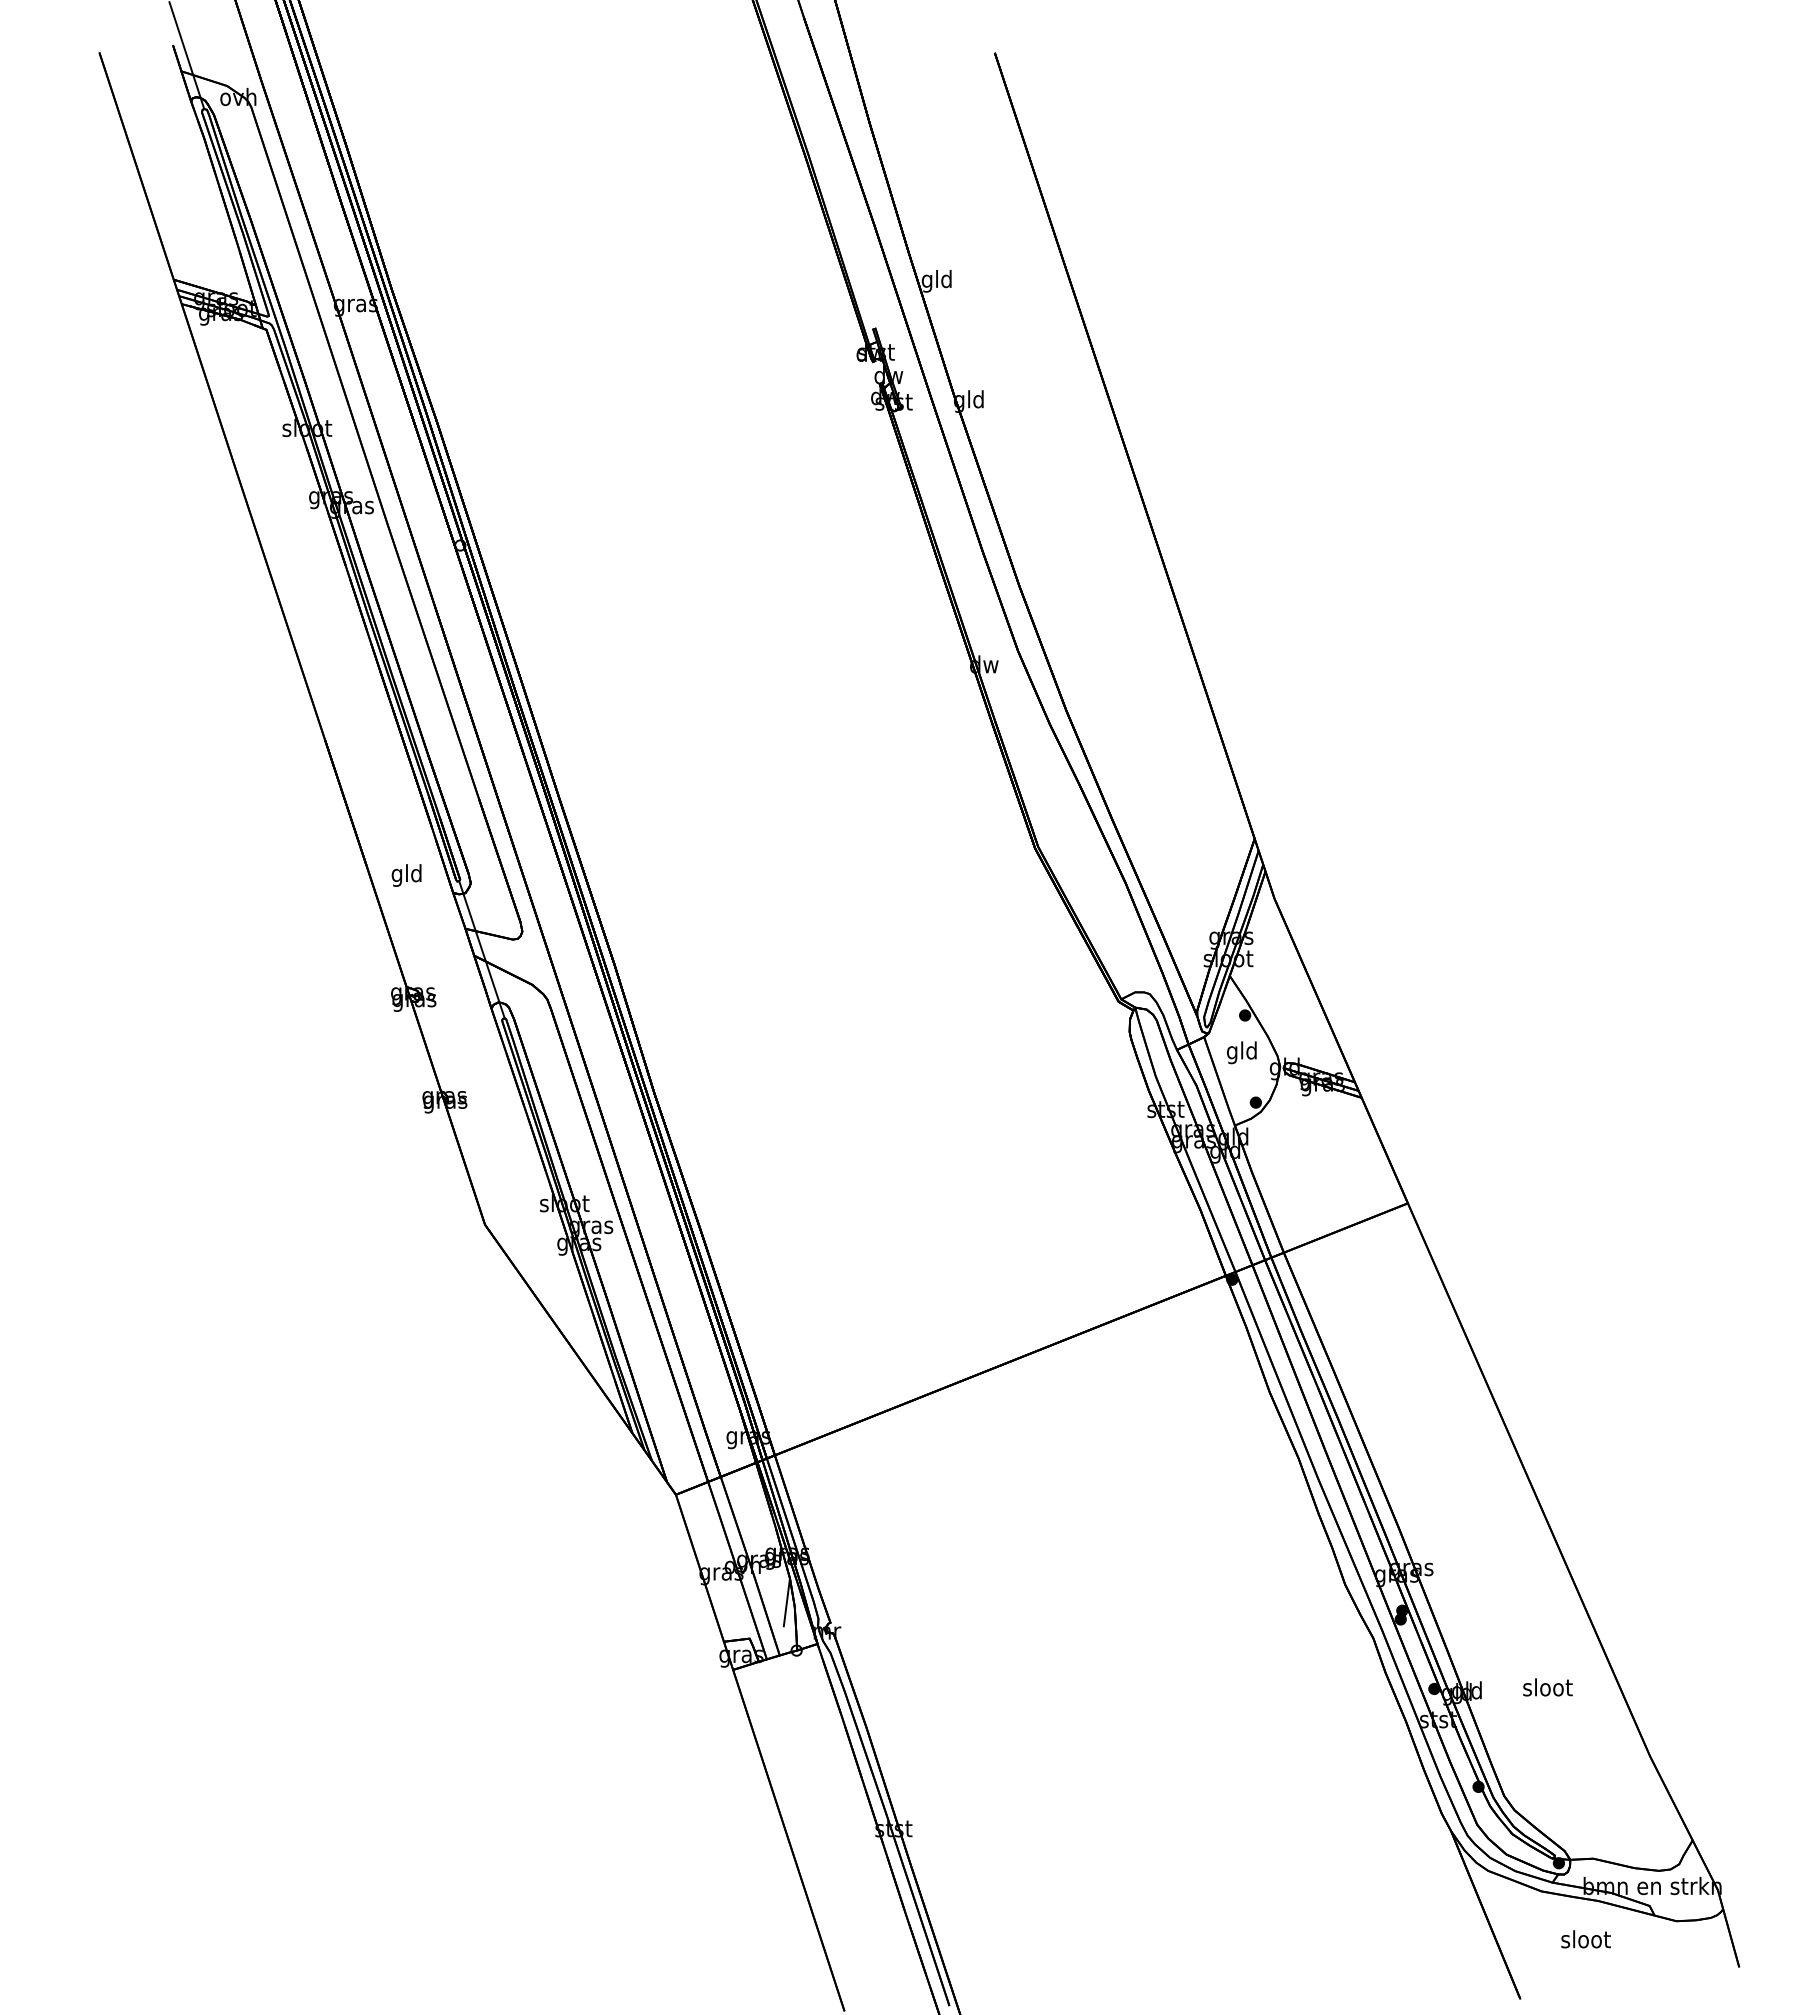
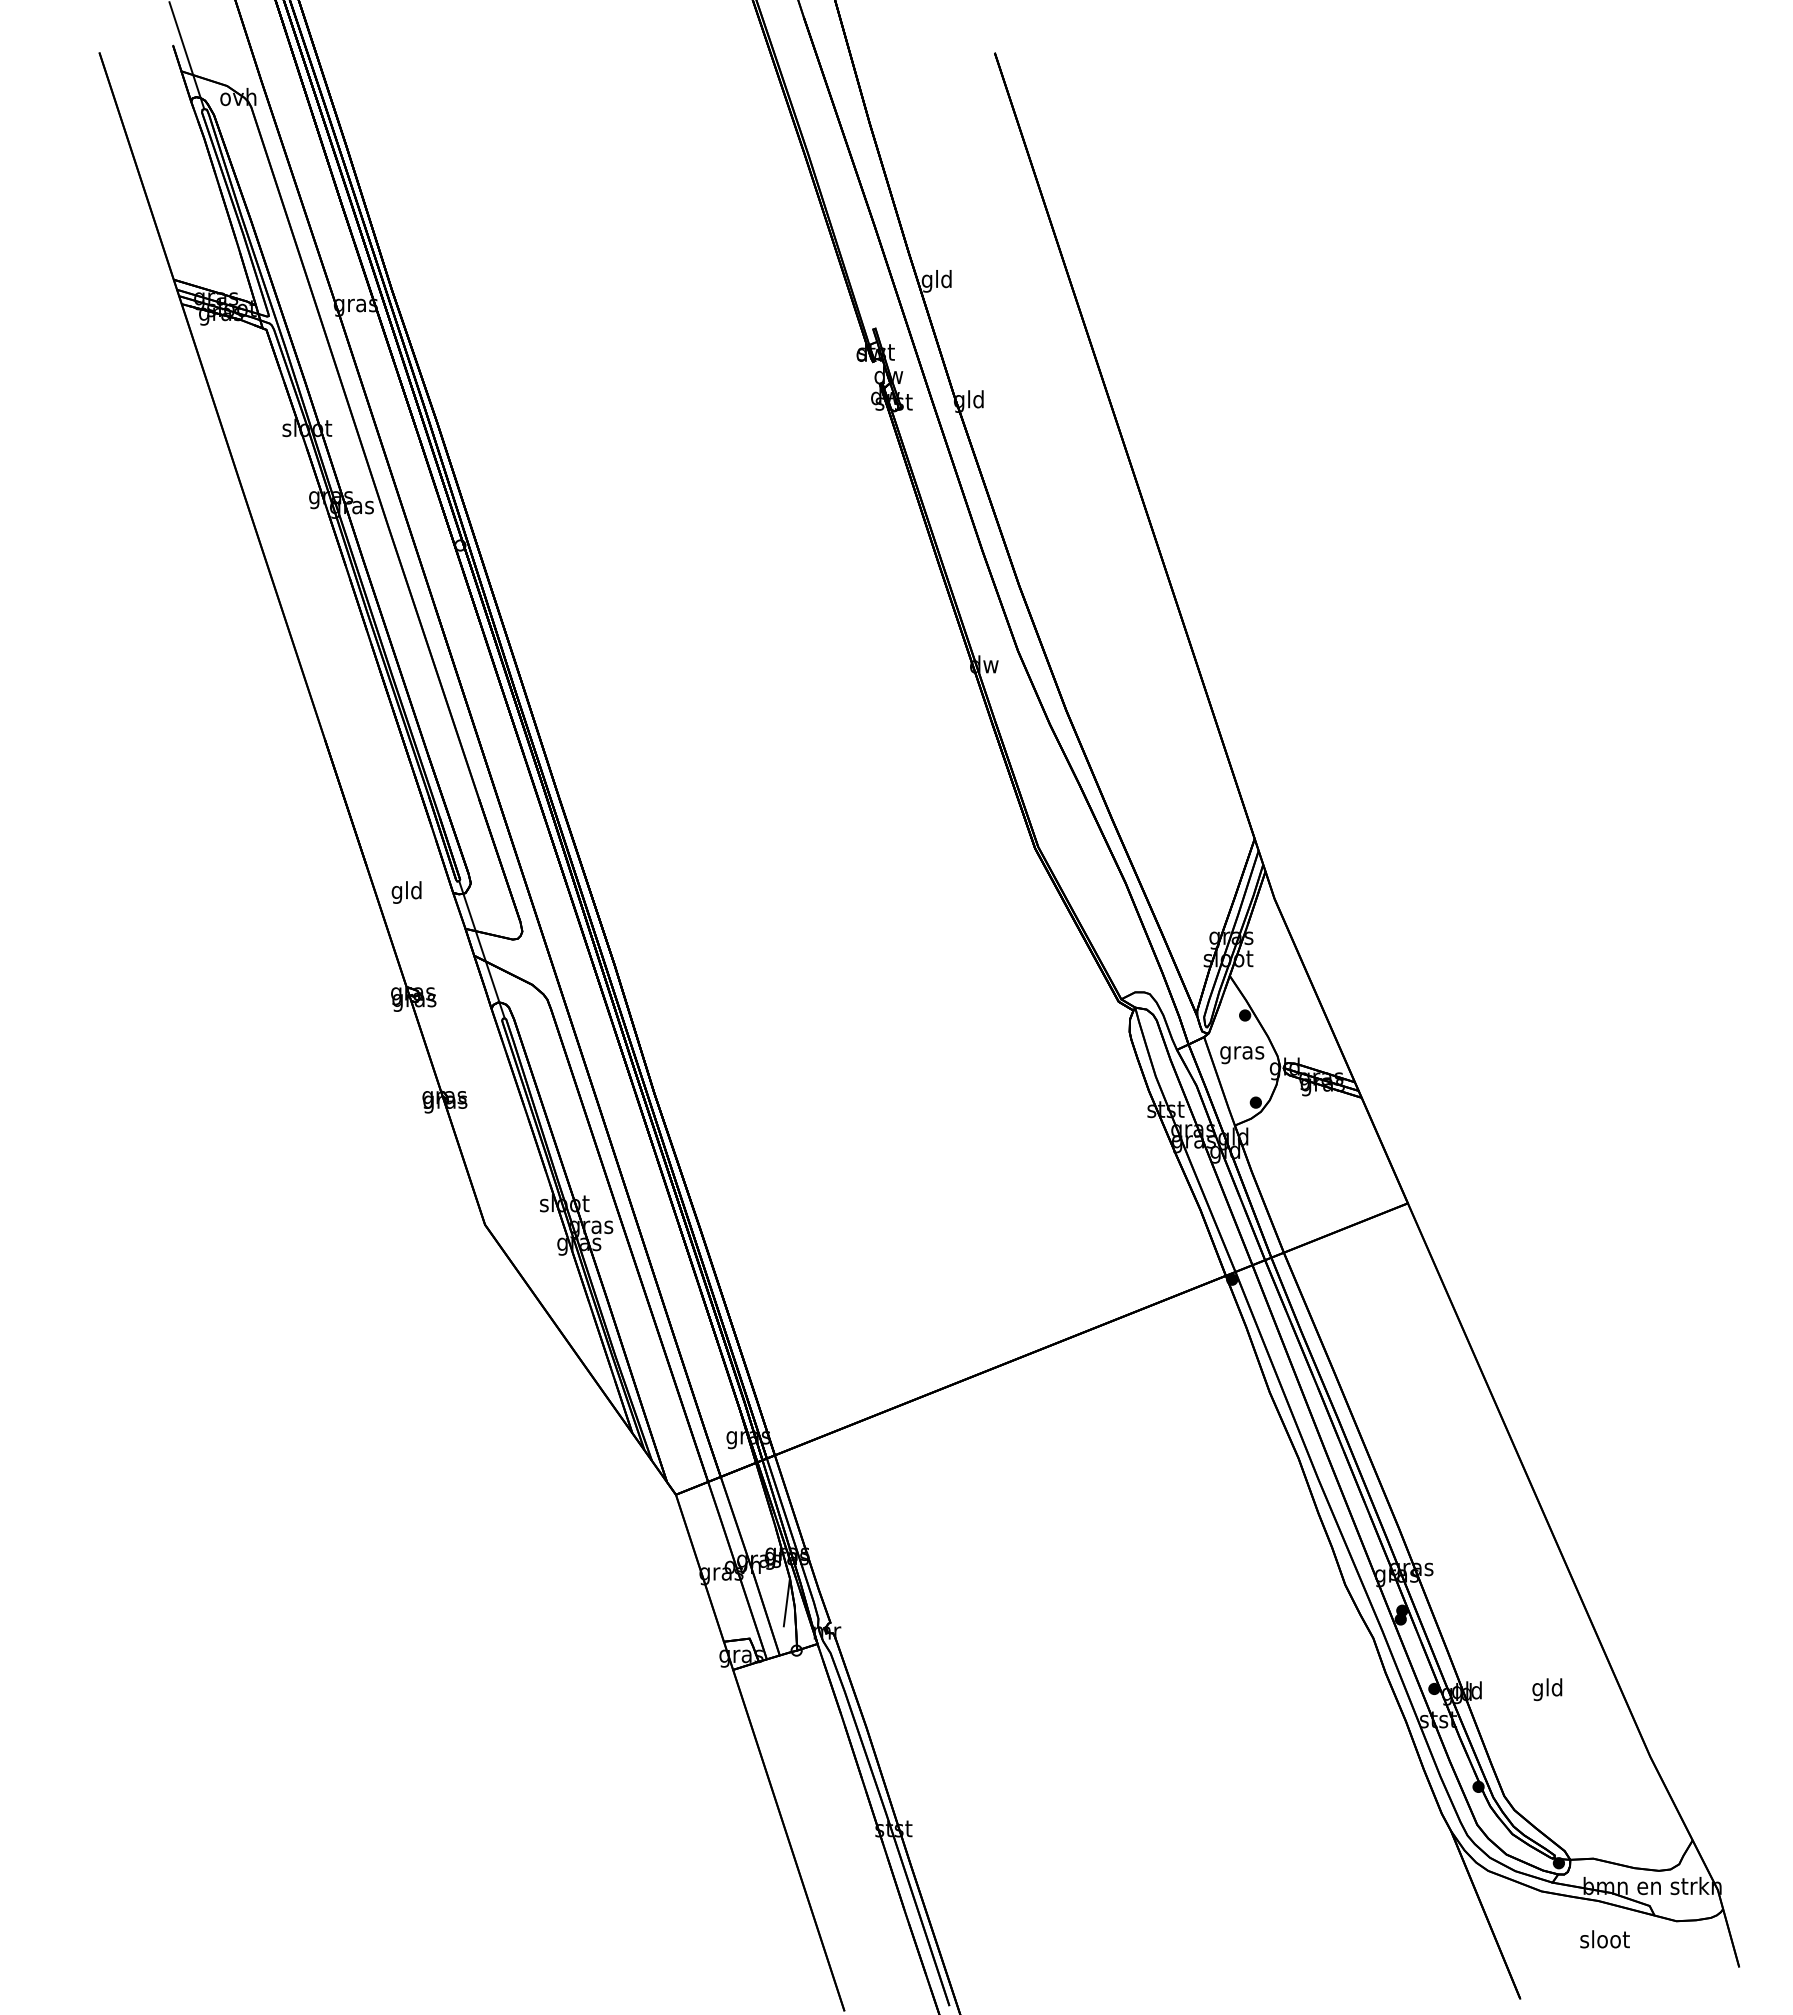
text position: (406, 875) -> (406, 892) (406, 892)
text: gld -> gras (1242, 1052)
text: sloot -> gld (1547, 1689)
text position: (1585, 1939) -> (1604, 1939) (1604, 1939)
